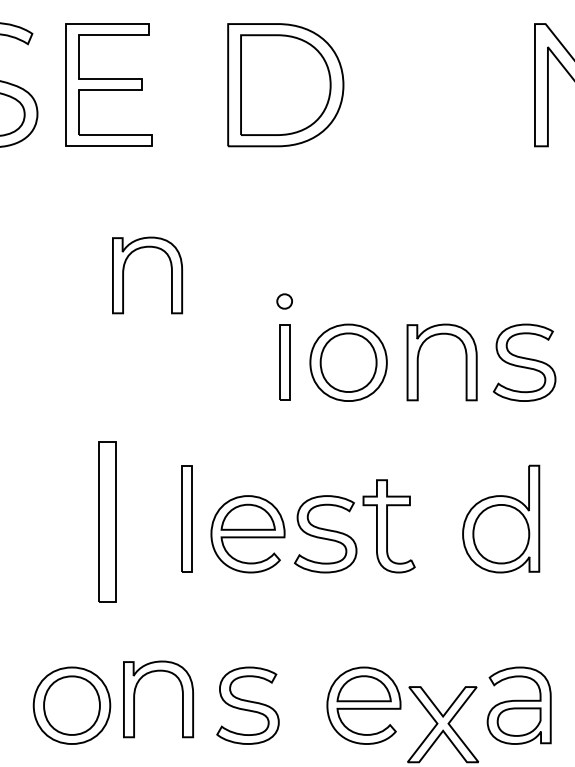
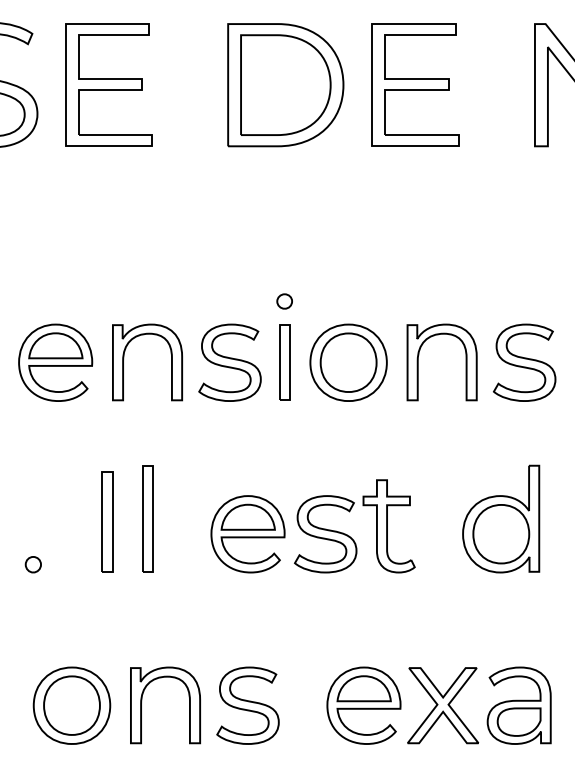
part: none -> present (415, 84)
part position: (124, 272) -> (124, 359) (124, 359)
part: none -> present (55, 362)
part: none -> present (229, 362)
part position: (186, 518) -> (147, 518) (147, 518)
part size: 19x162 px -> 13x102 px (107, 521)
part: none -> present (32, 564)
part position: (135, 695) -> (142, 701) (142, 701)
part position: (443, 724) -> (443, 705) (443, 705)
